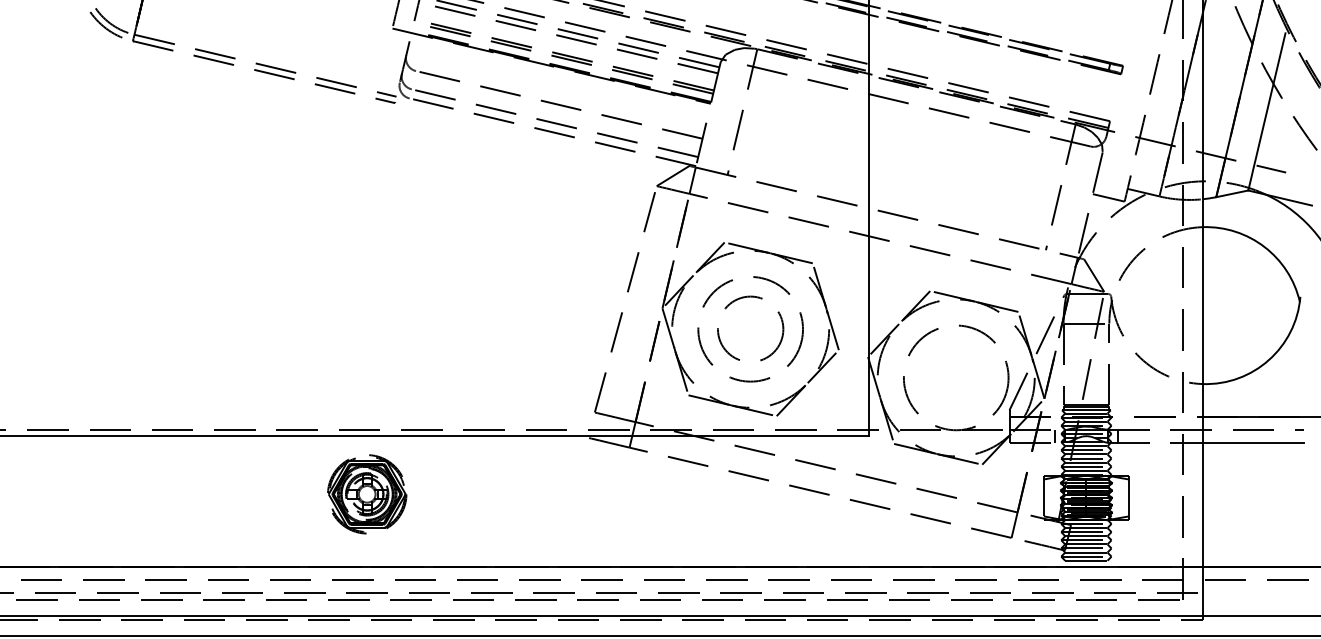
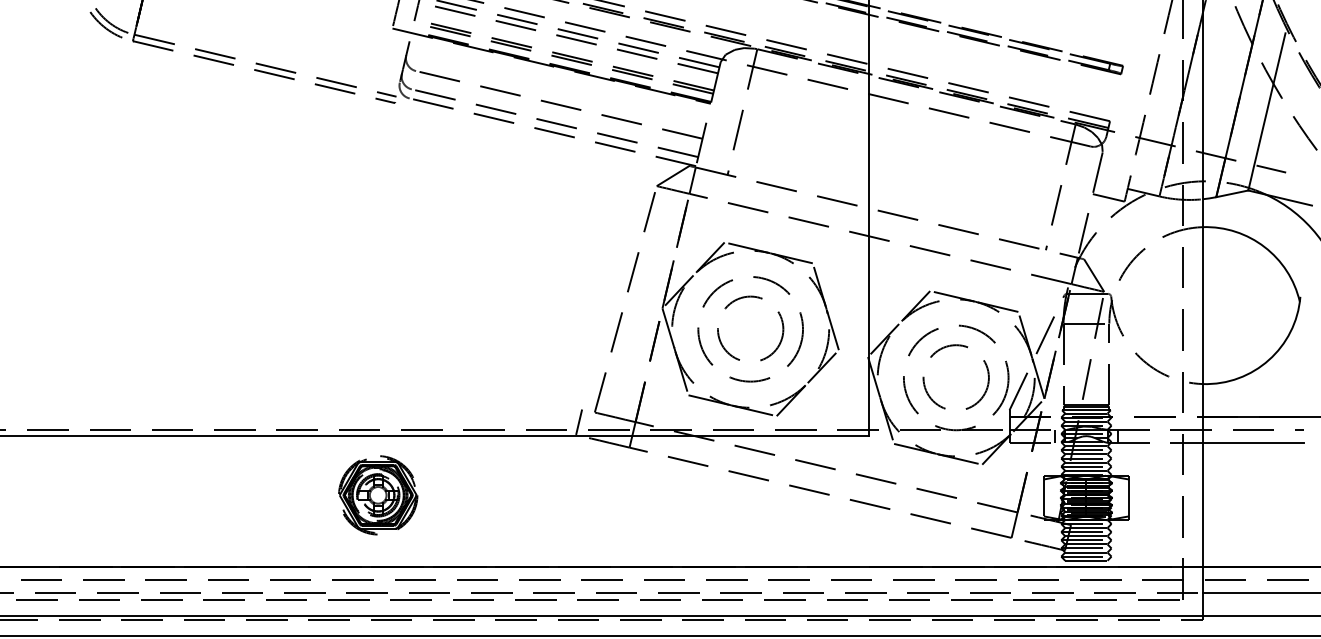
circle: none -> present (955, 376)
line: none -> present (579, 421)
part position: (367, 494) -> (378, 495) (378, 495)
line: none -> present (1259, 593)
